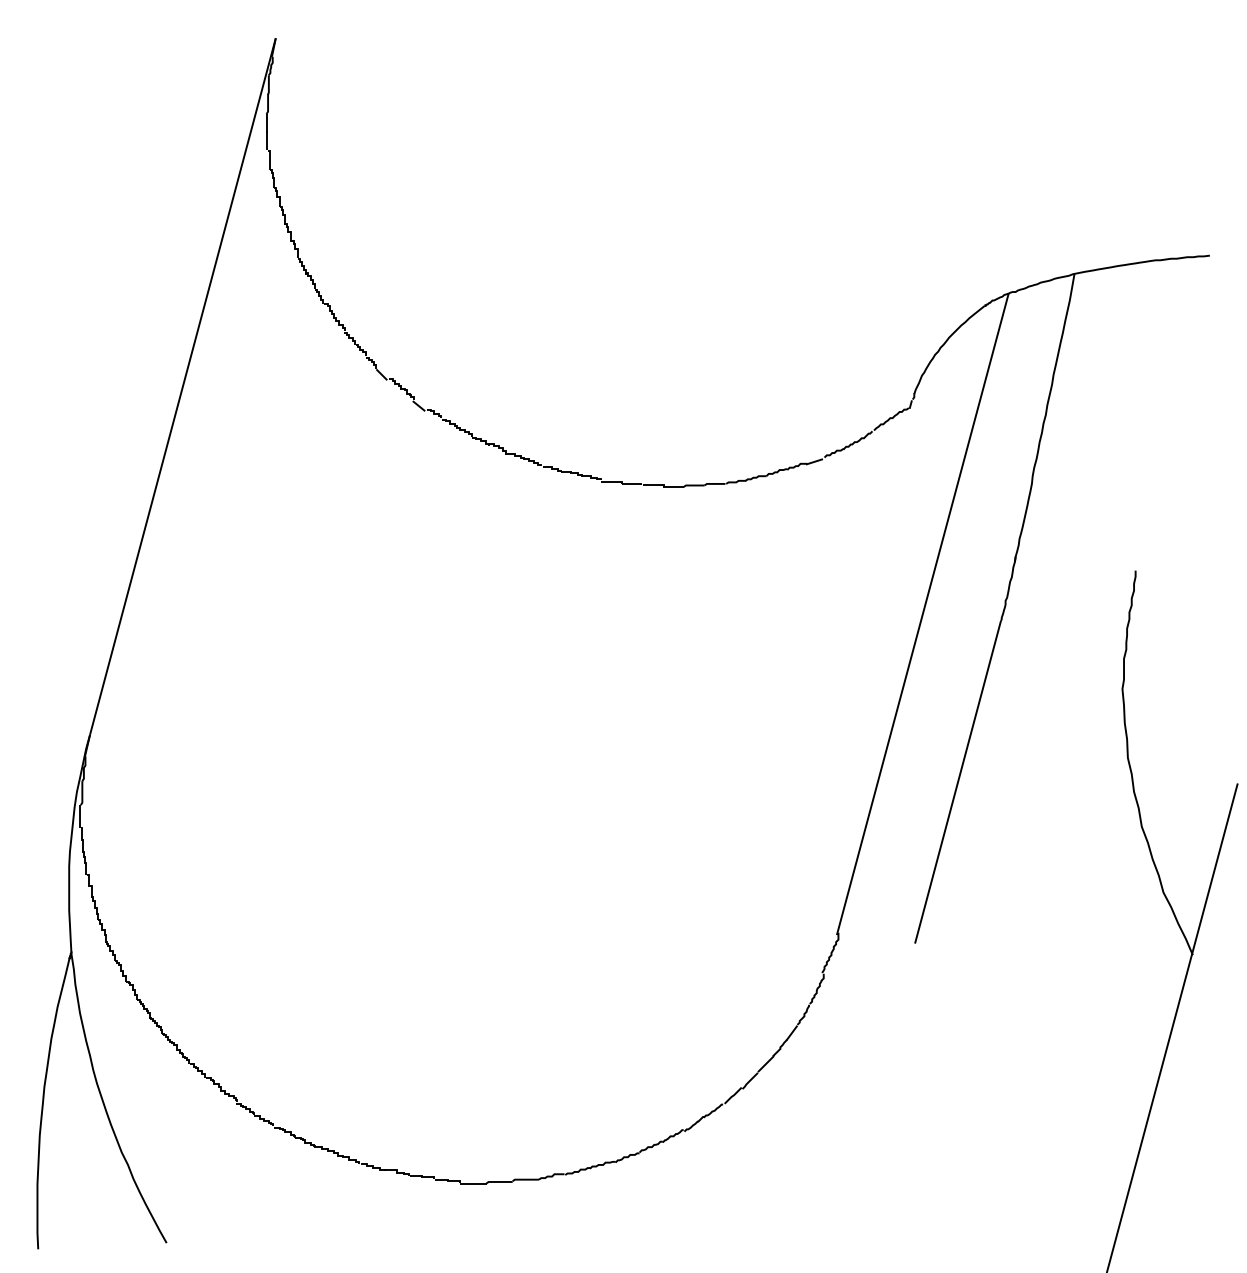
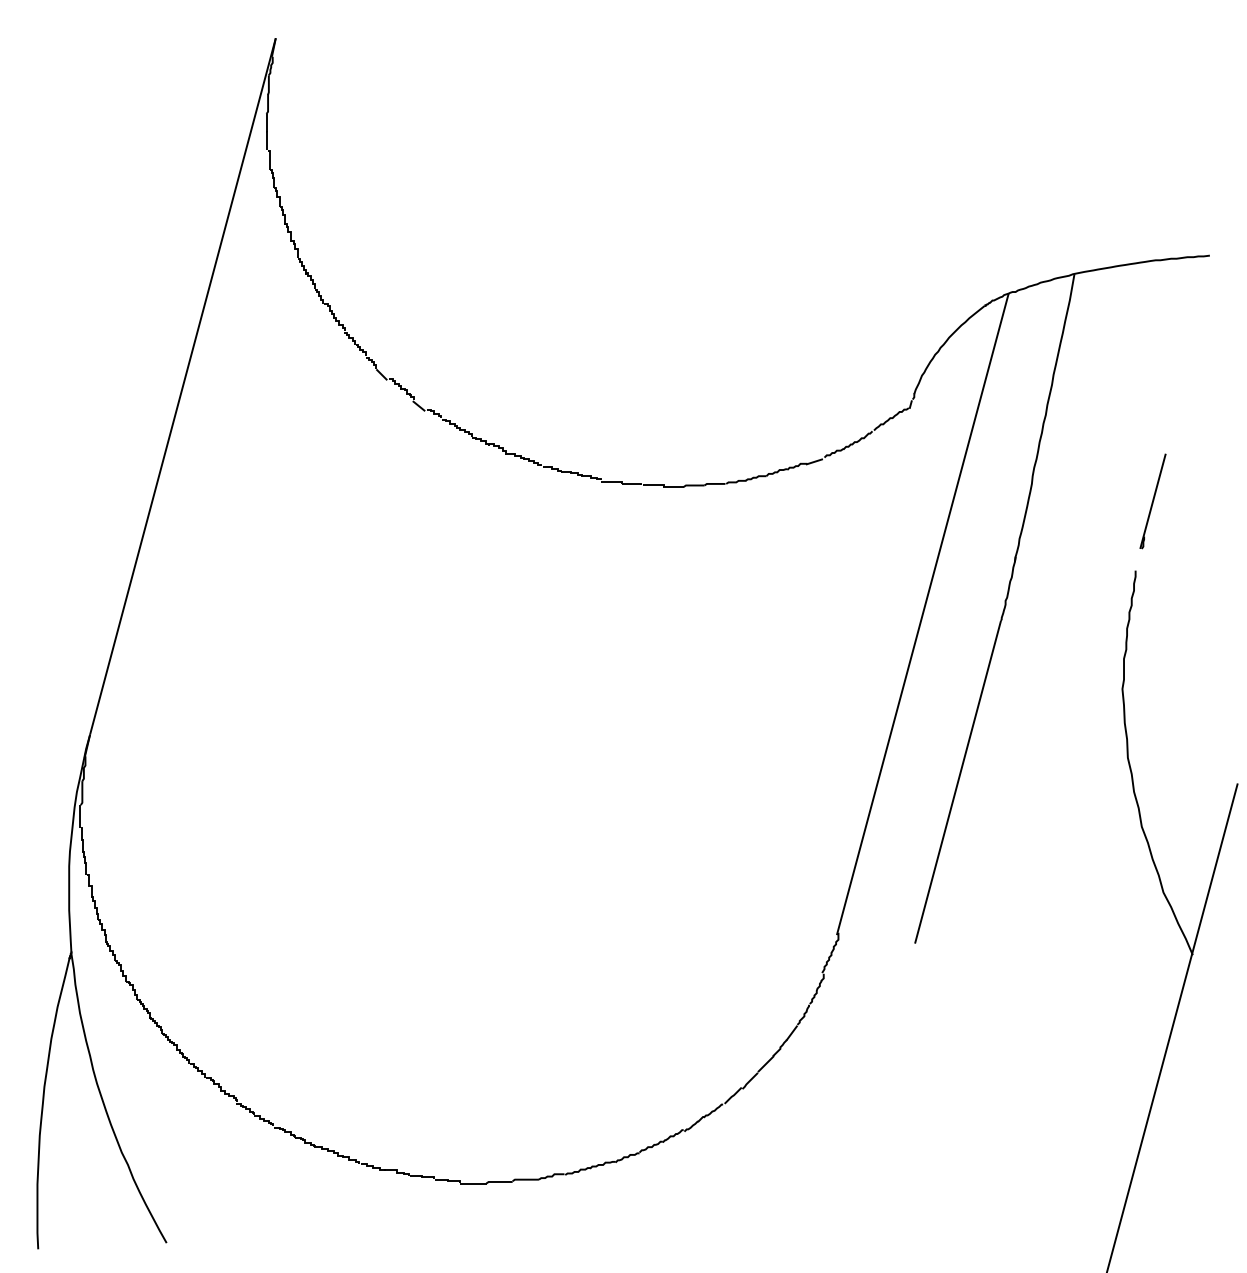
part: none -> present (1152, 501)
